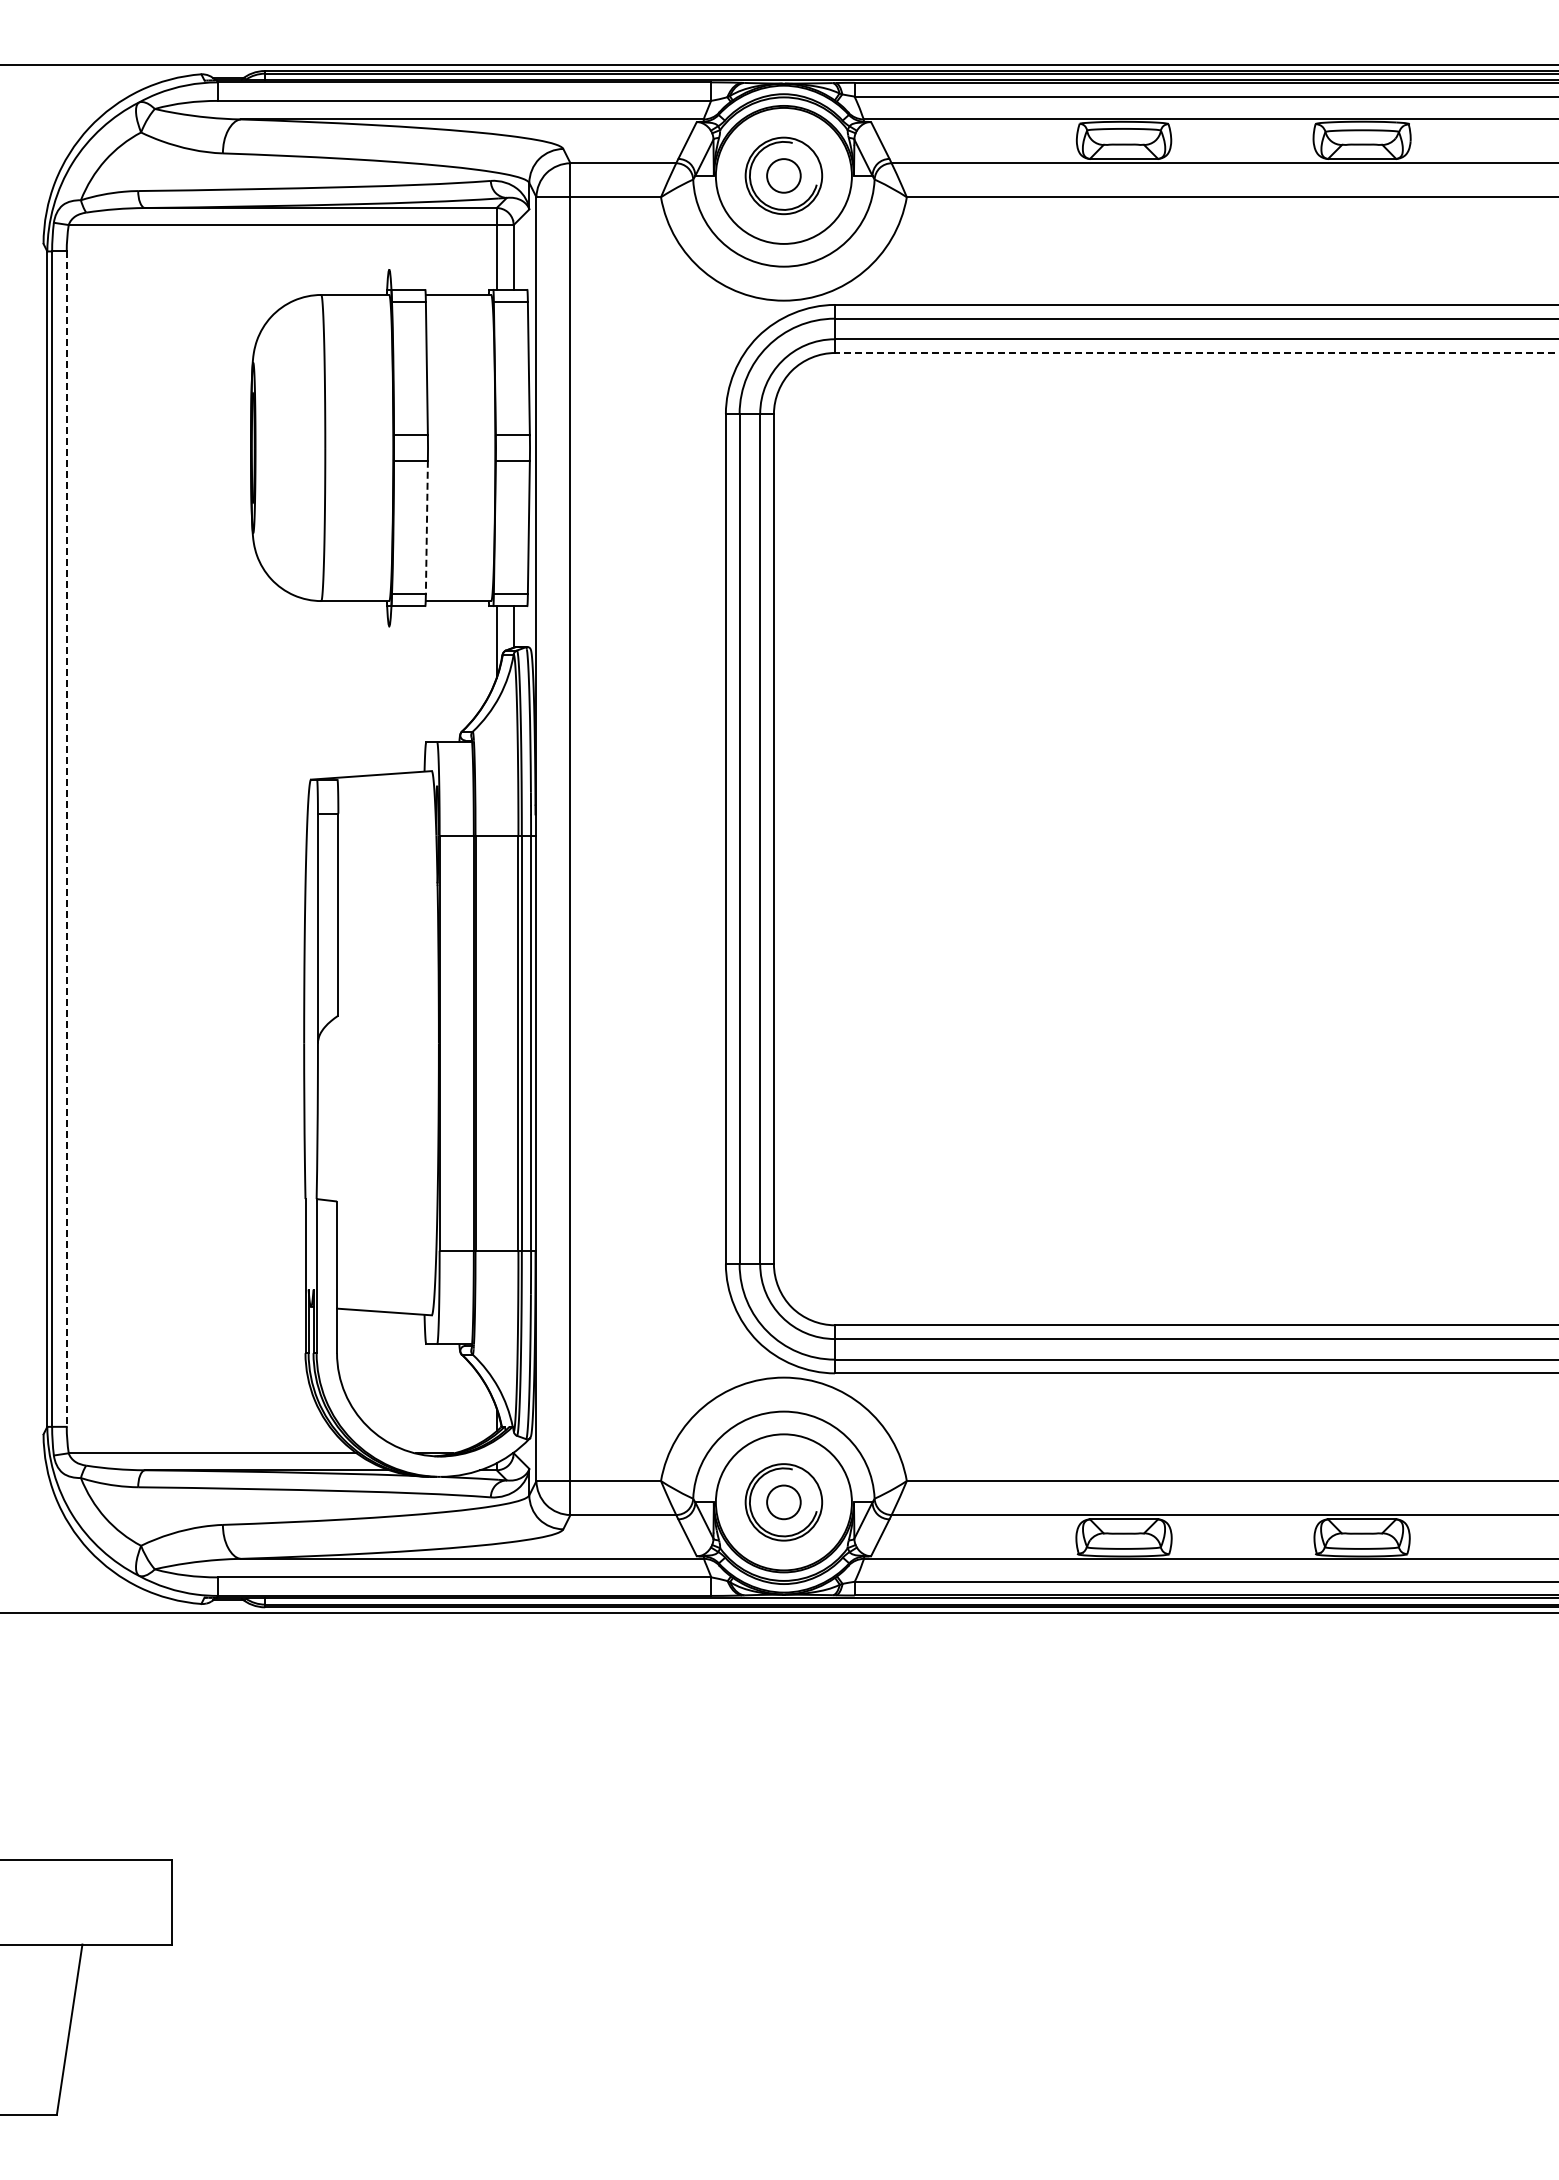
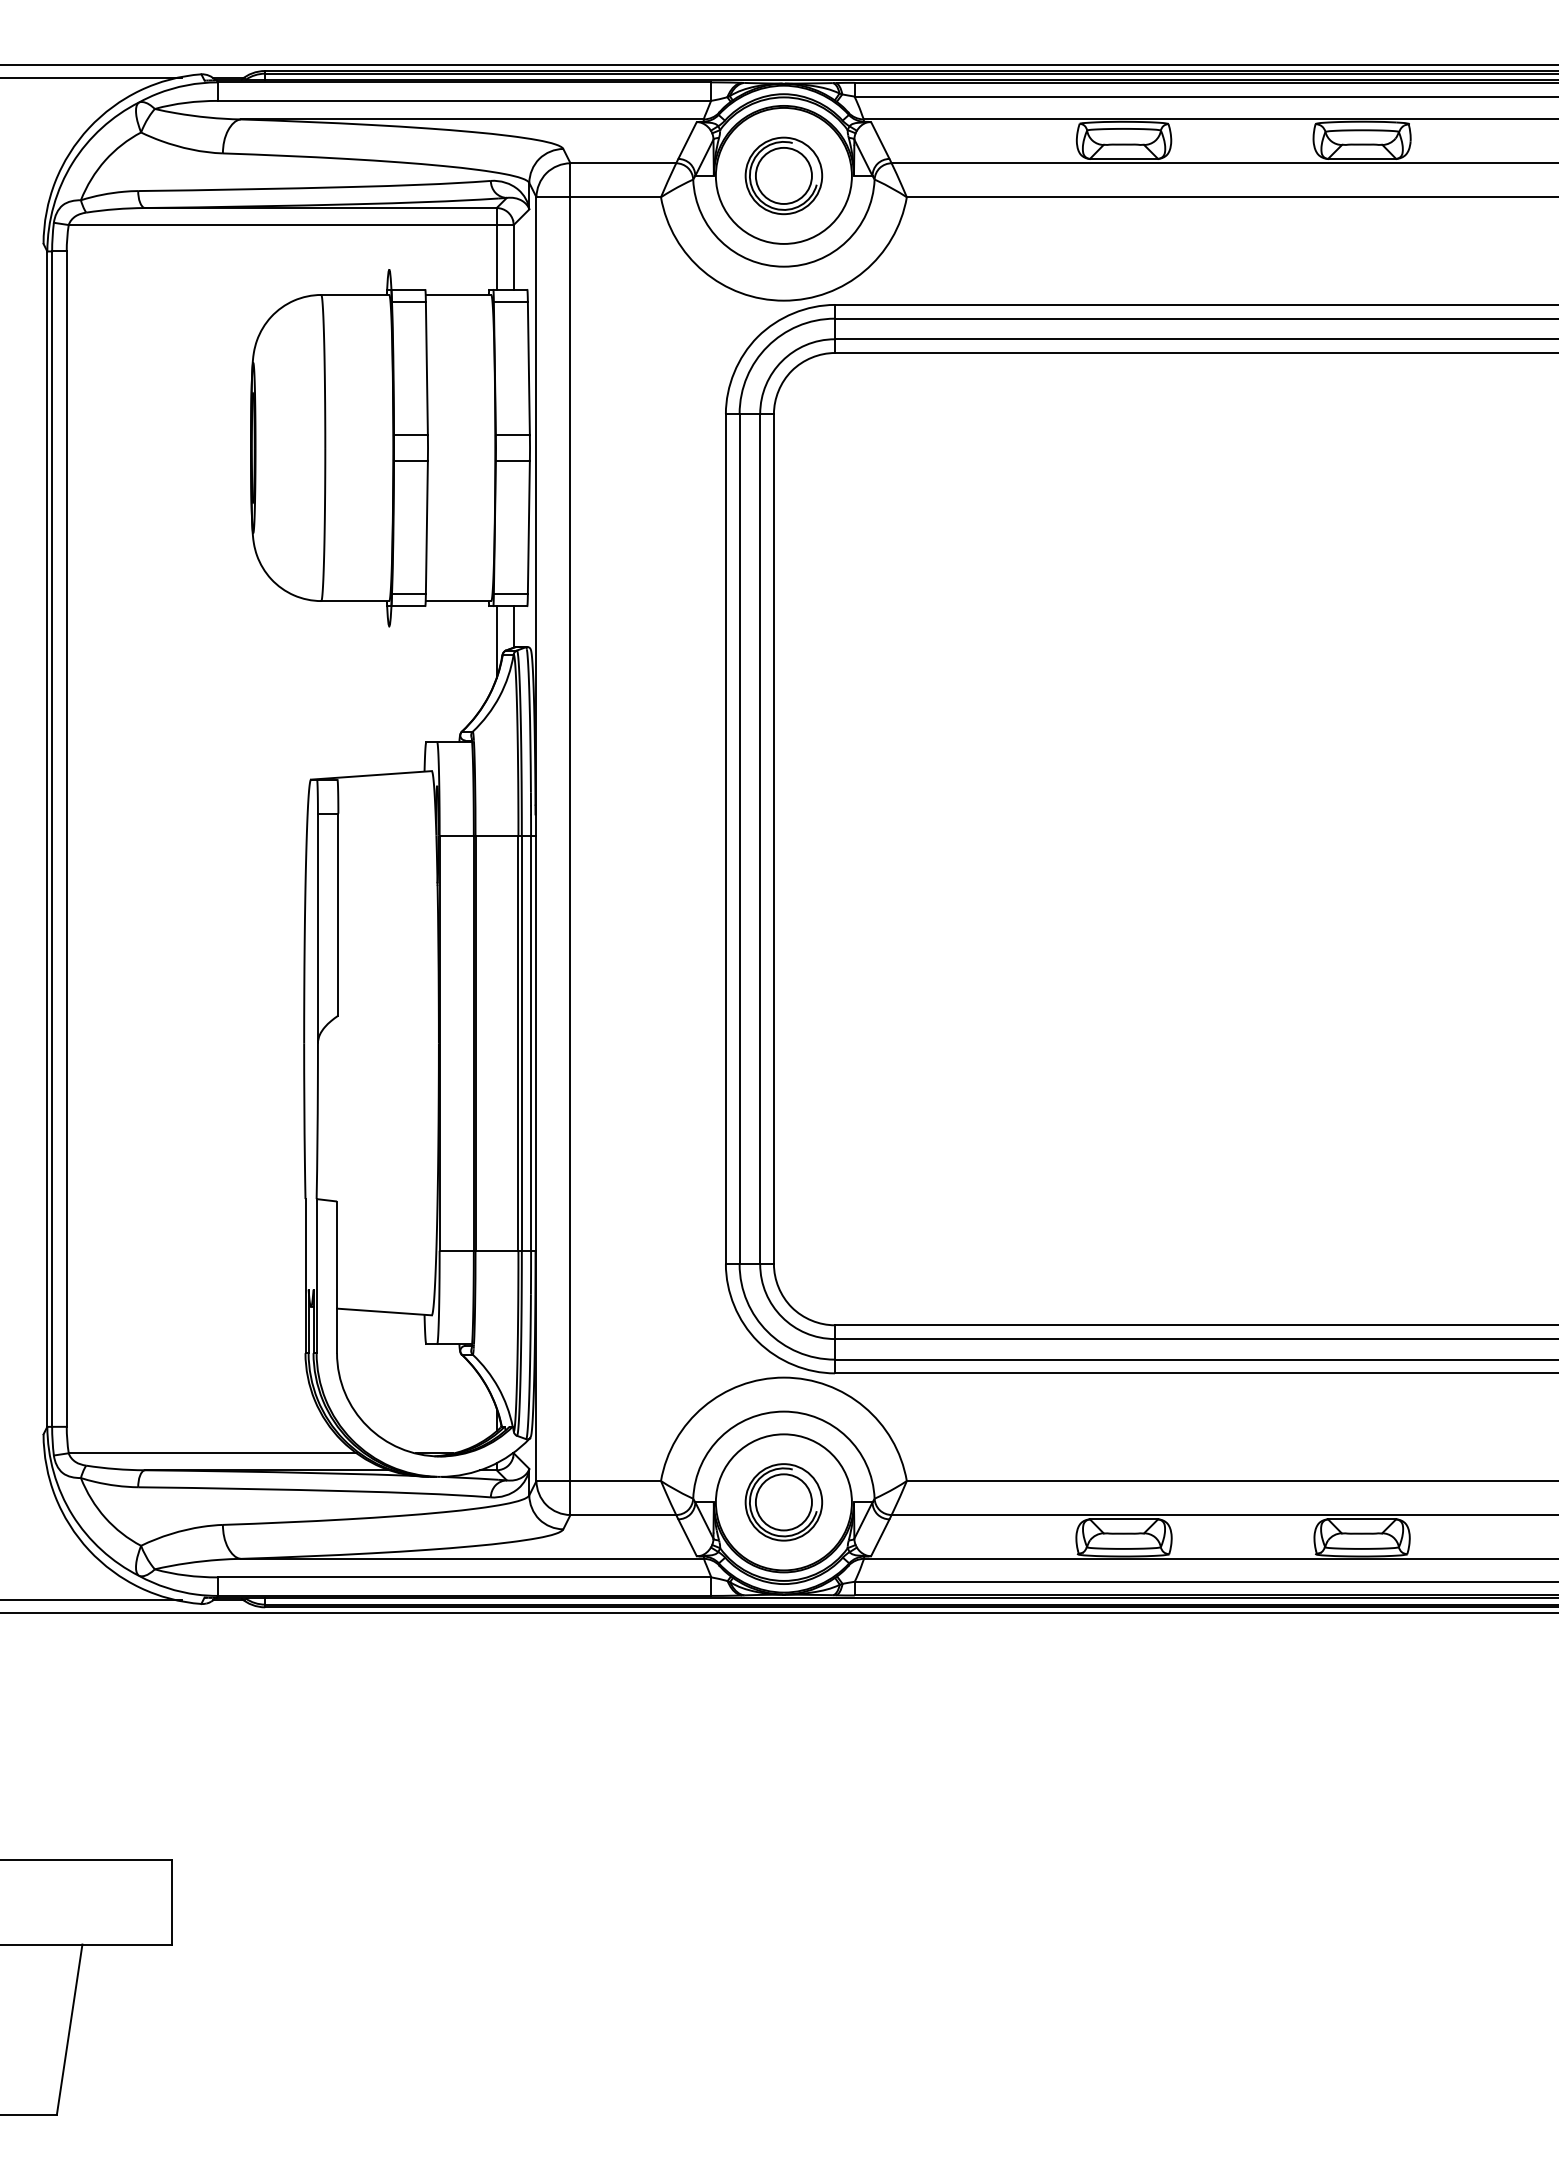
line: none -> present (92, 78)
circle diameter: 34 px -> 56 px (783, 175)
line: dashed -> solid (1196, 353)
line: dashed -> solid (426, 527)
line: dashed -> solid (66, 839)
circle diameter: 34 px -> 56 px (783, 1502)
line: none -> present (92, 1600)
